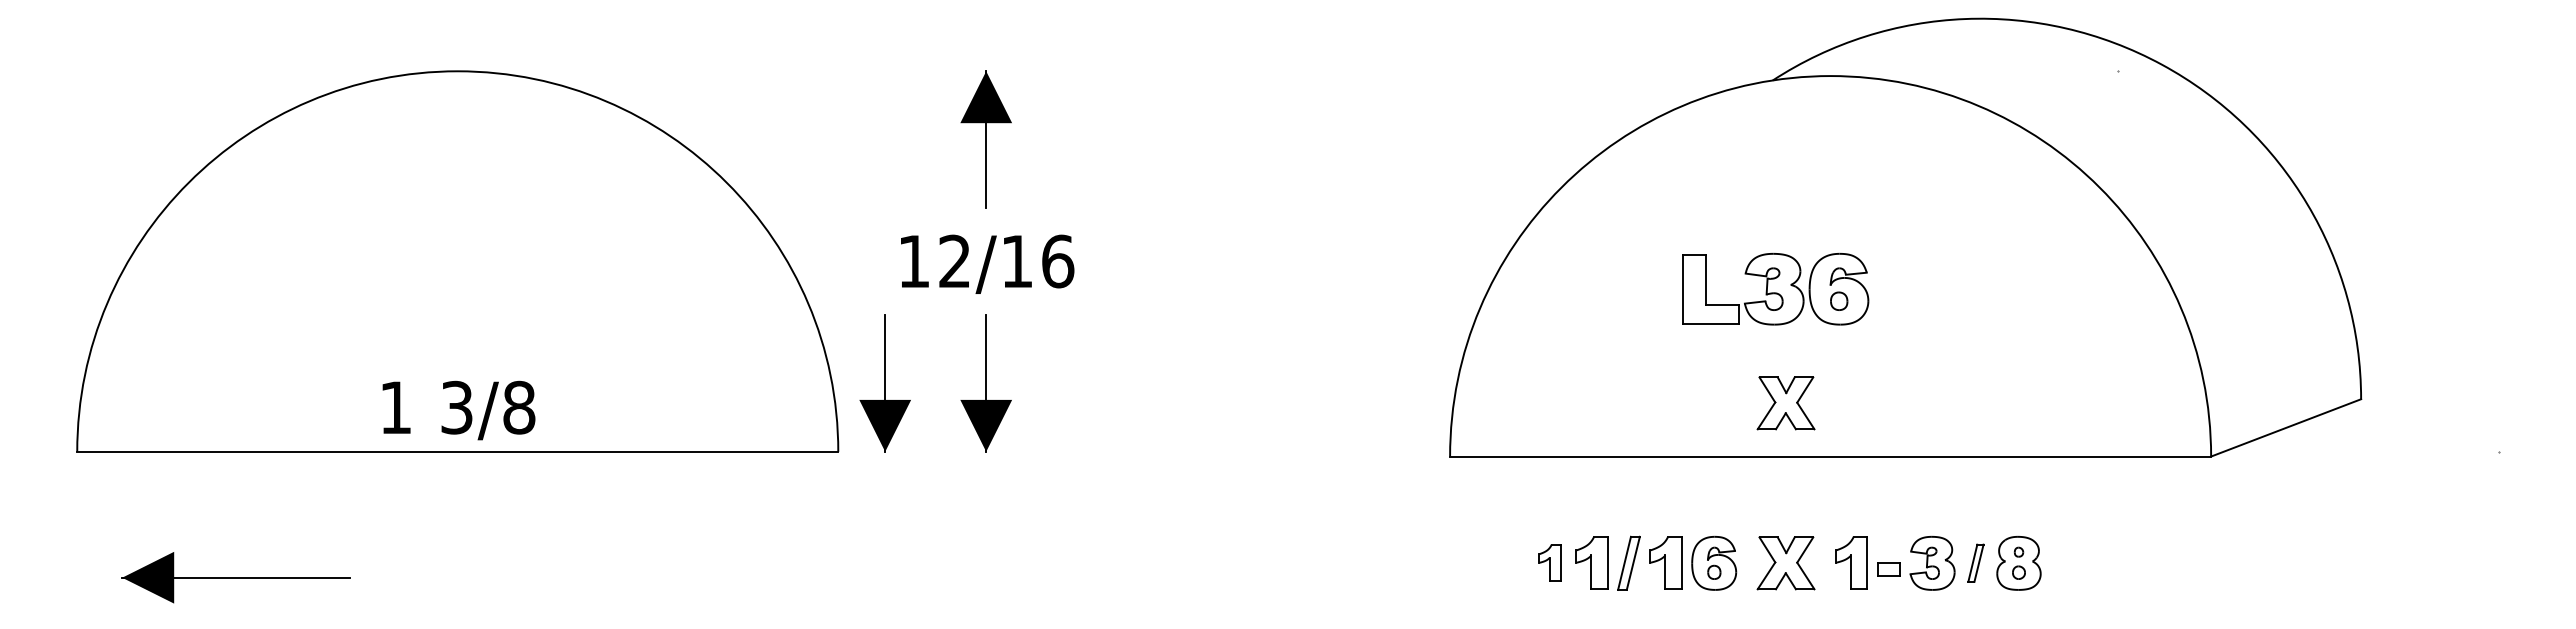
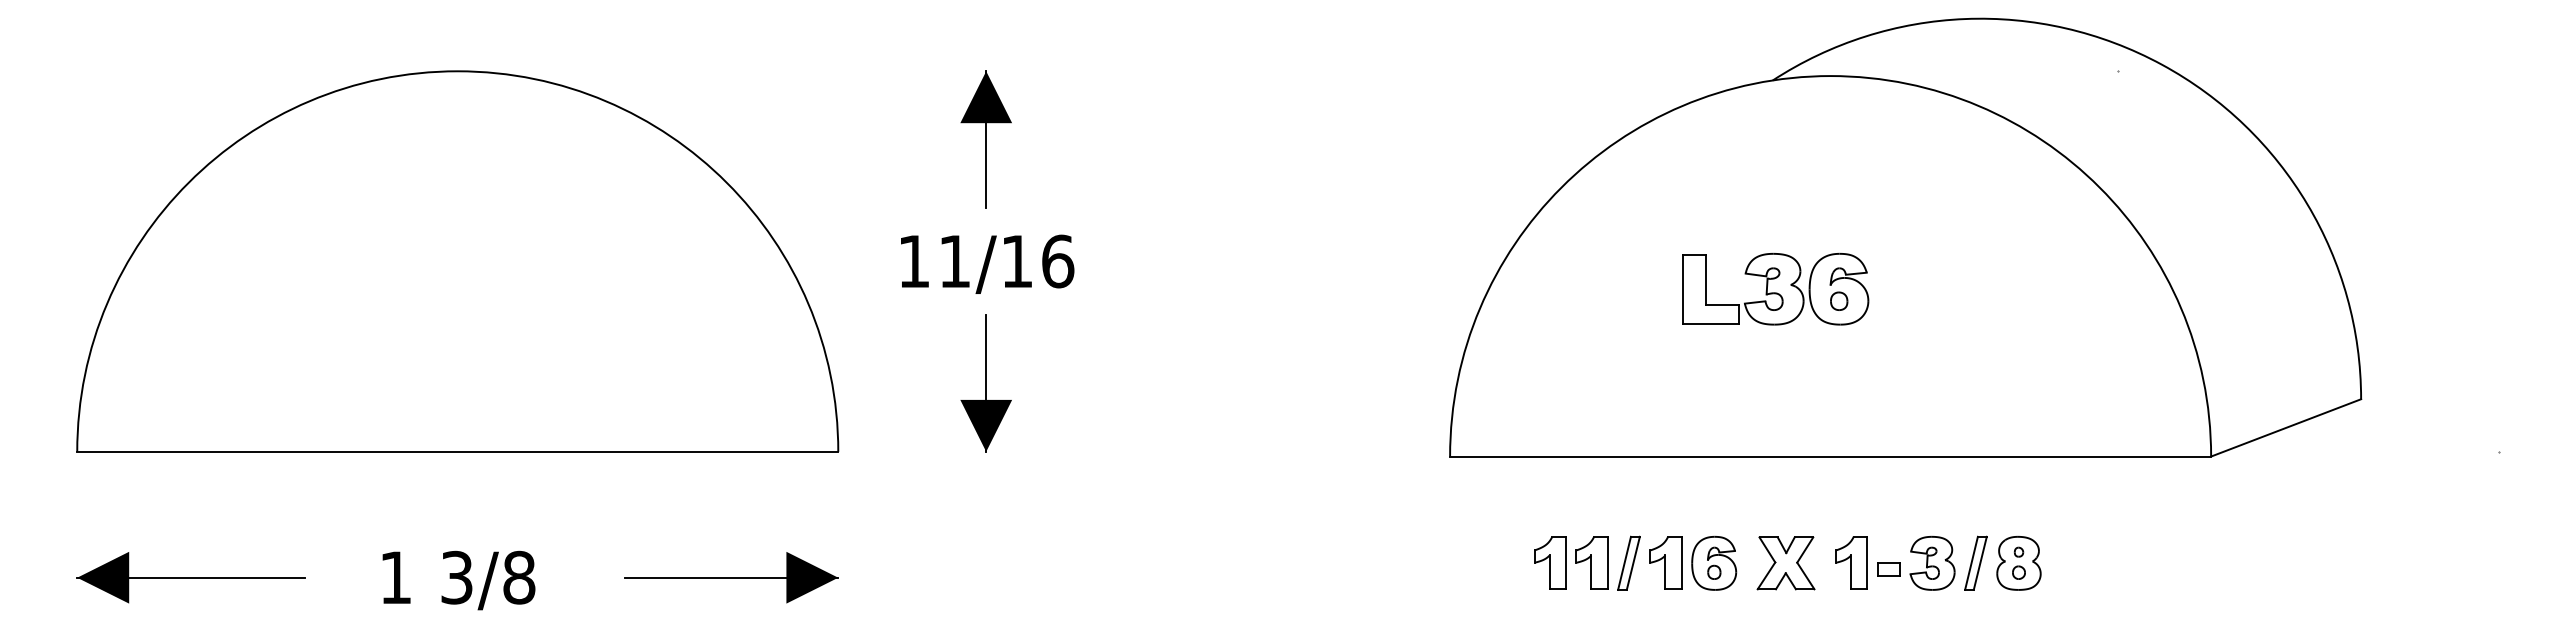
text: 12/16 -> 11/16 (954, 260)
part: present -> none (884, 383)
part: present -> none (1785, 403)
text position: (458, 410) -> (458, 580) (458, 580)
part size: 24x38 px -> 33x54 px (1550, 562)
part size: 18x40 px -> 24x56 px (1975, 562)
part position: (235, 577) -> (190, 577) (190, 577)
part: none -> present (731, 577)
